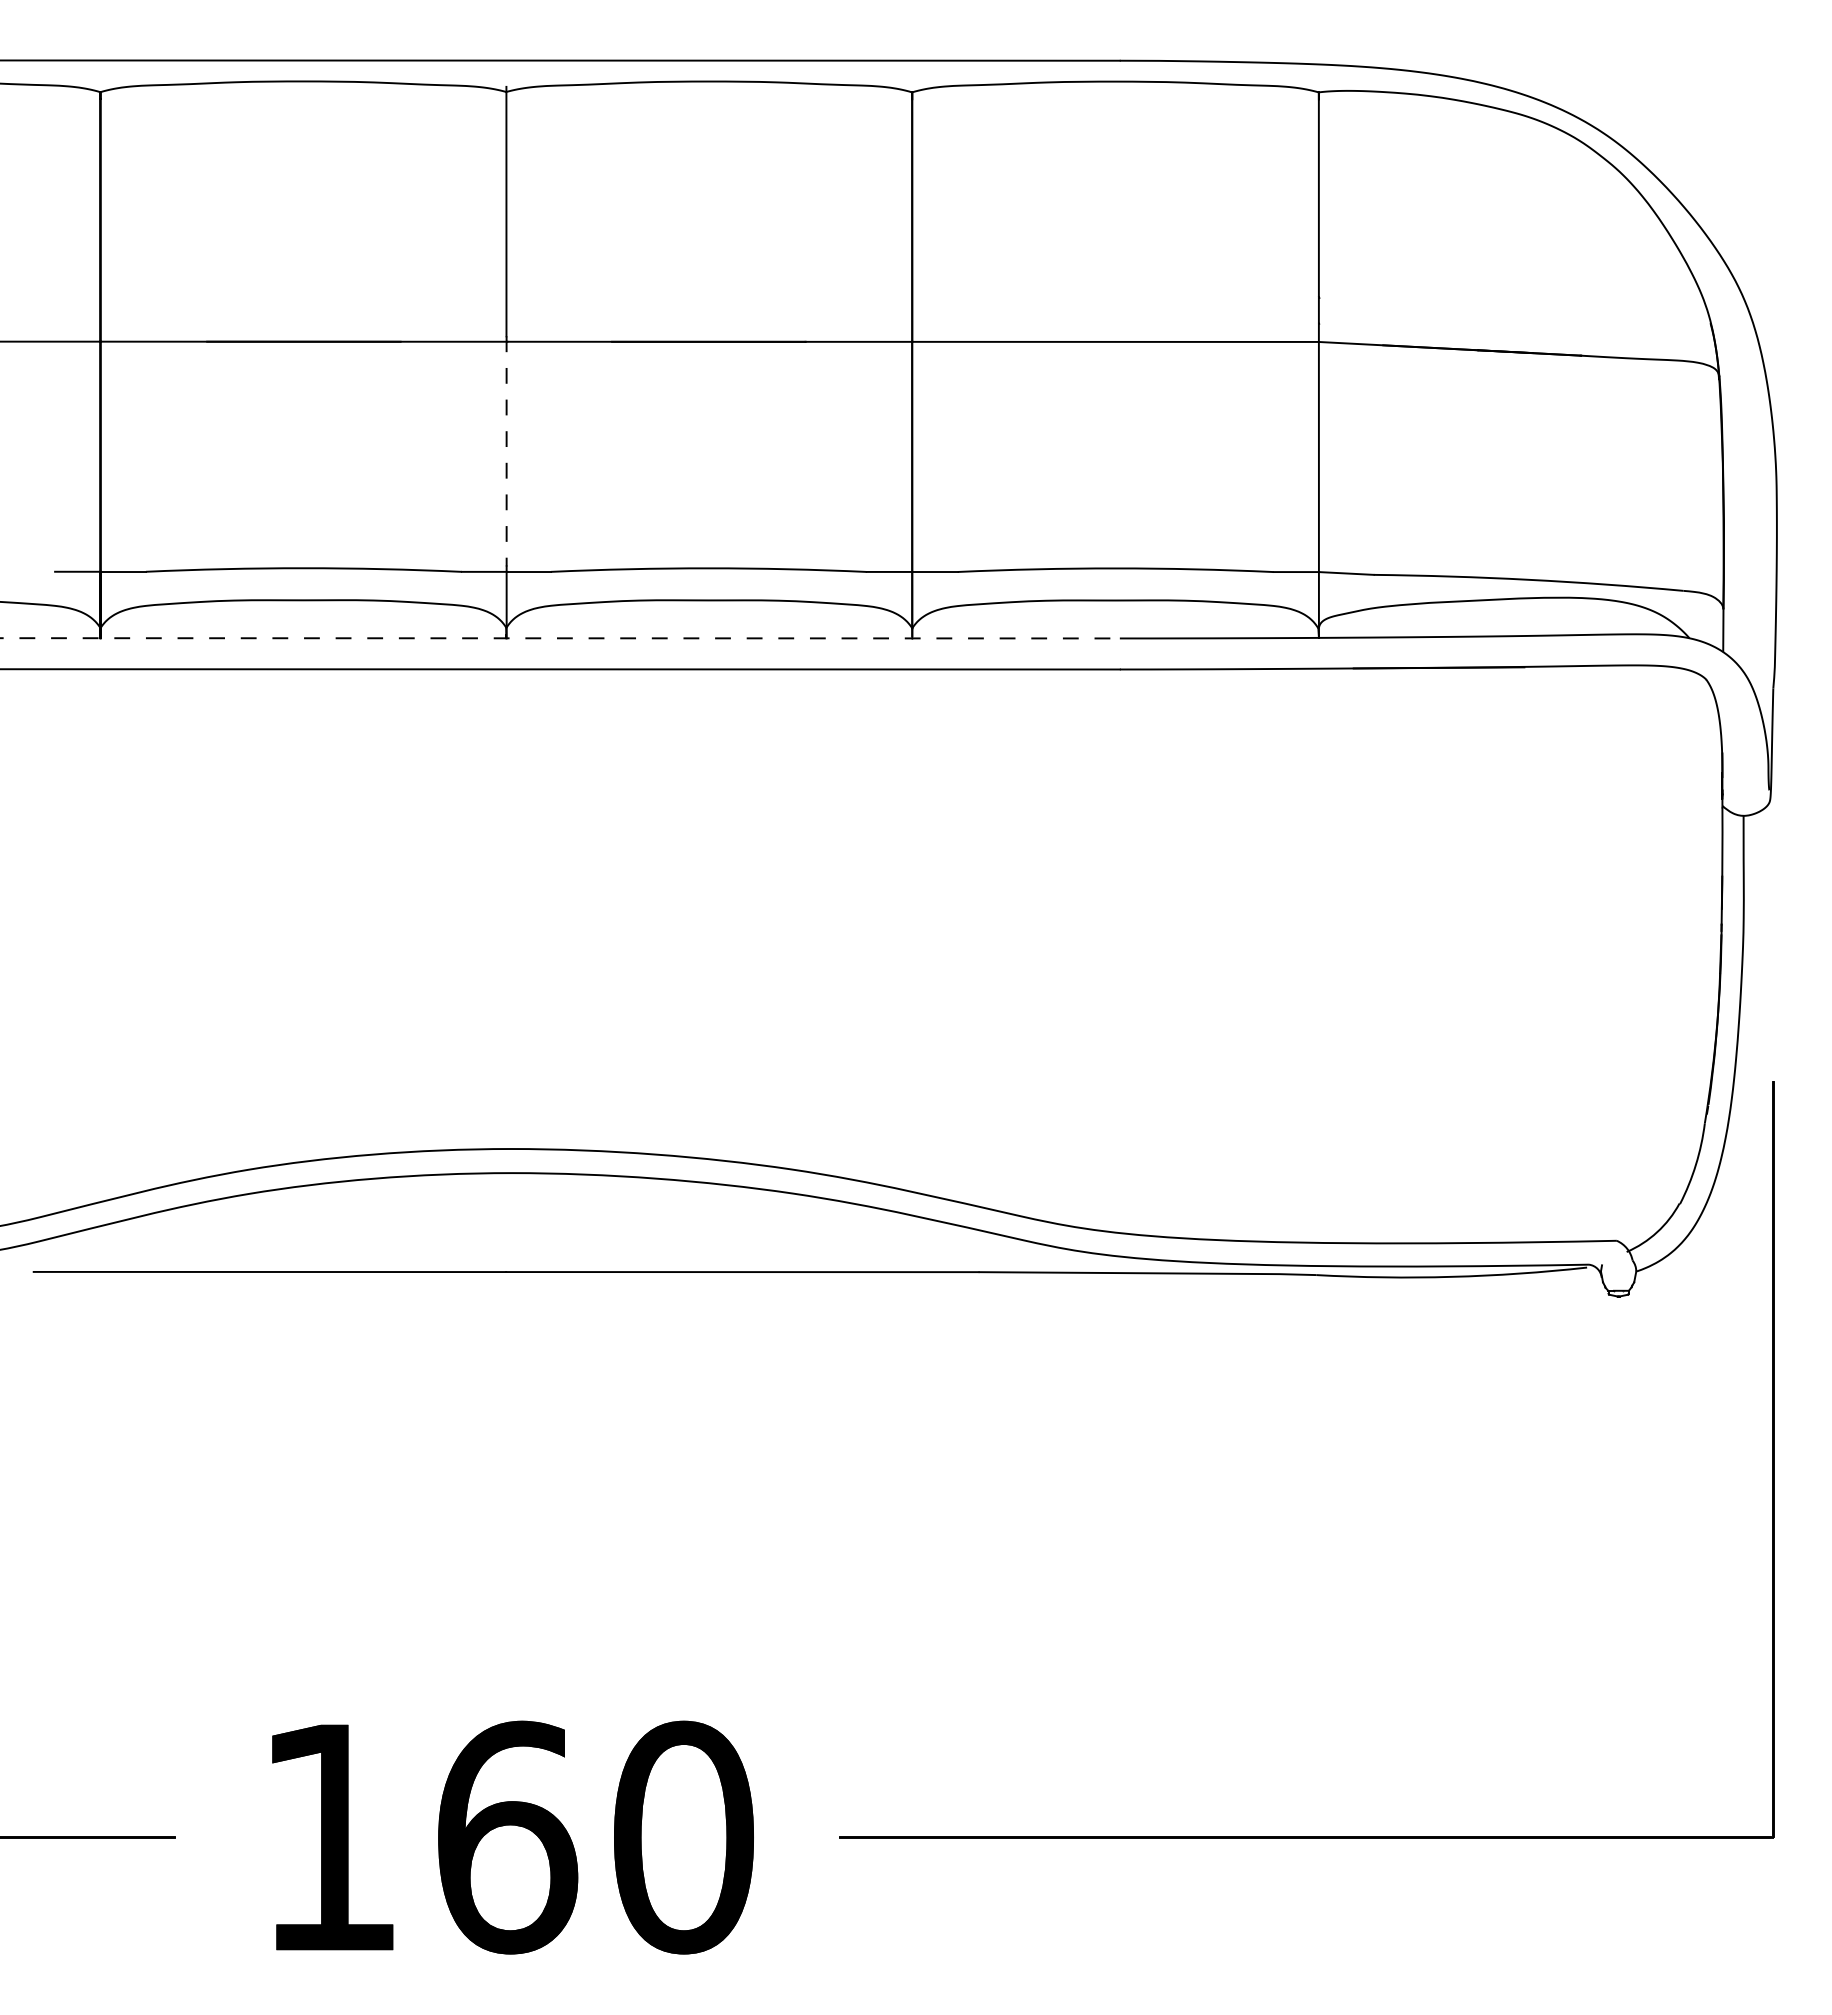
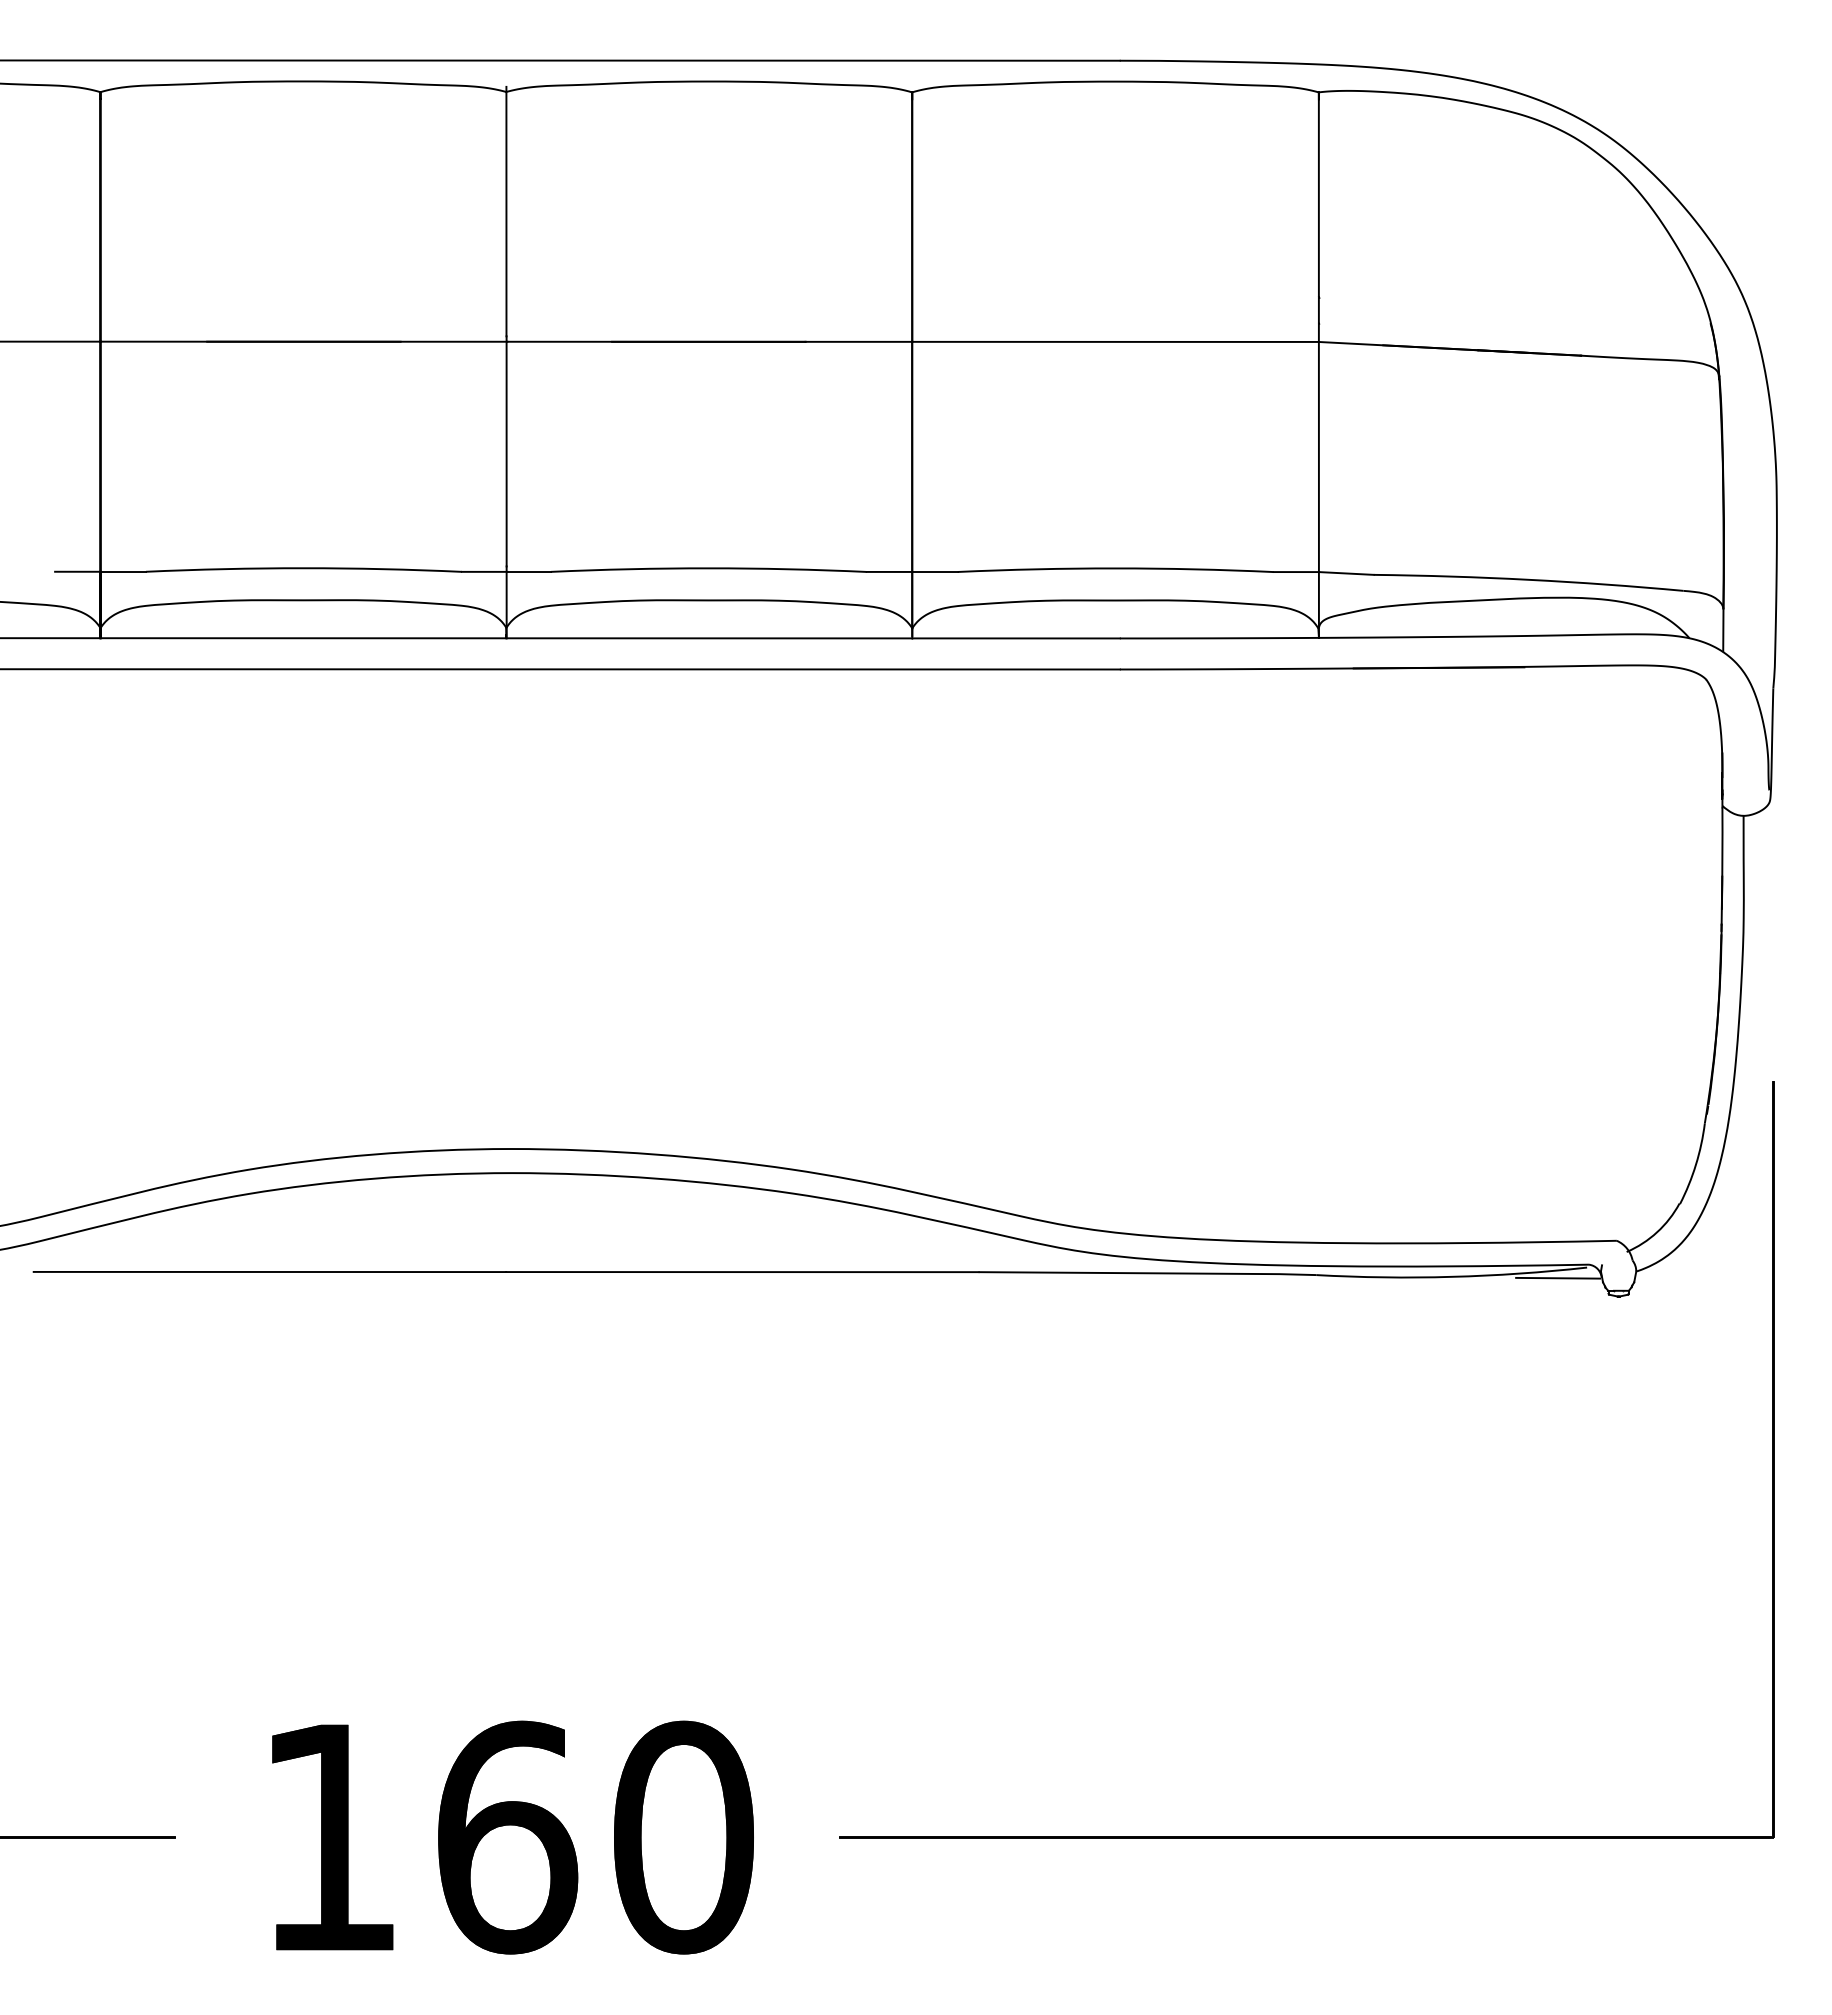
line: dashed -> solid (506, 451)
line: dashed -> solid (560, 638)
line: none -> present (1558, 1277)
